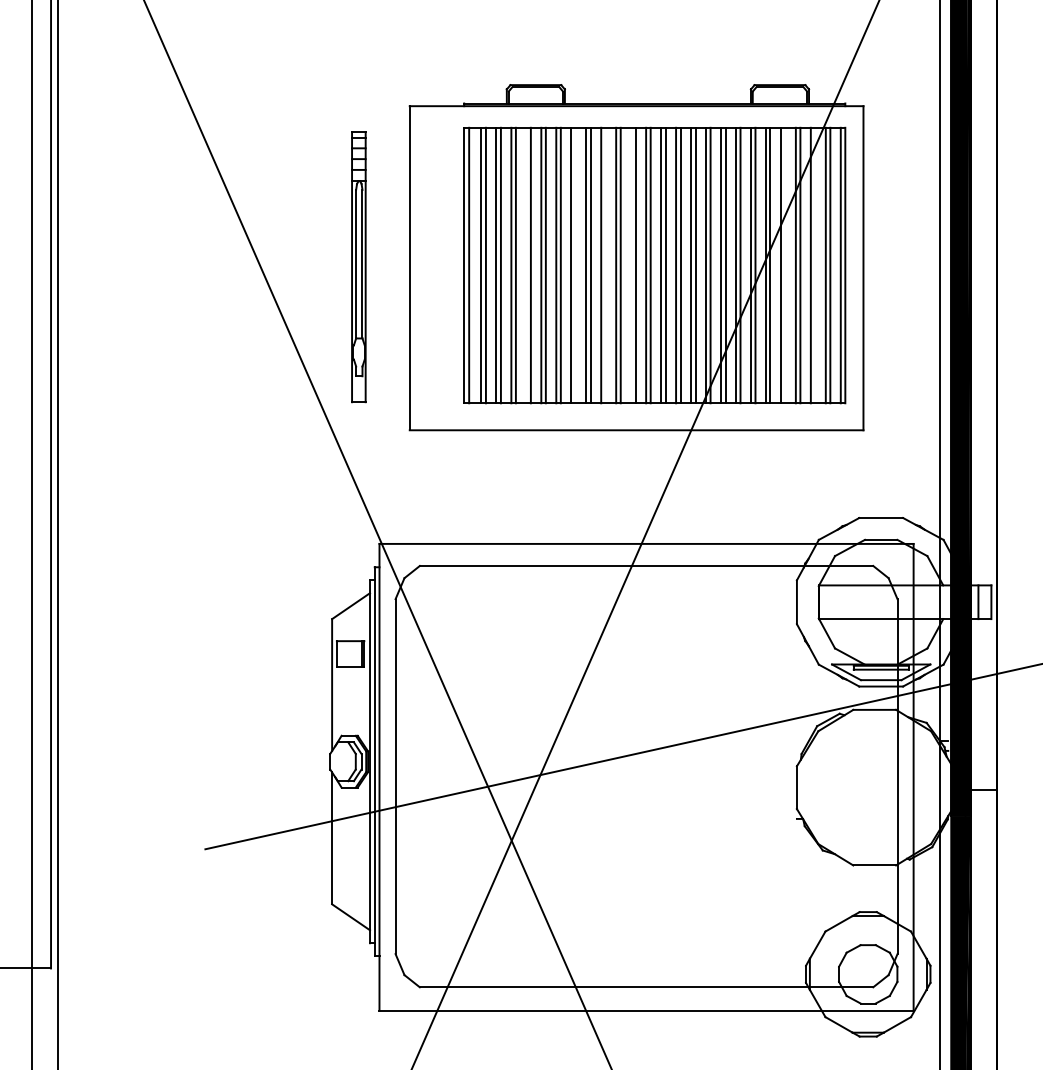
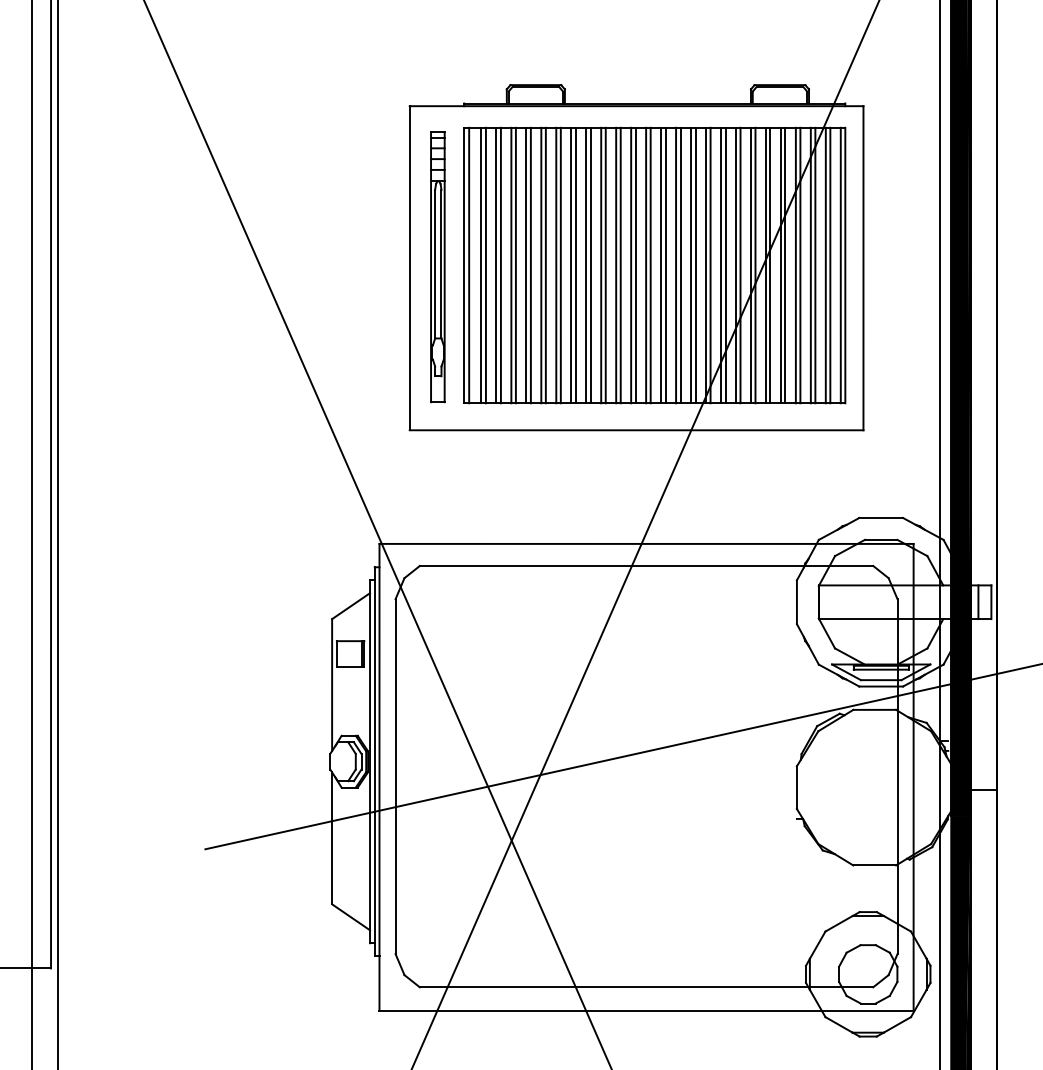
line: none -> present (526, 265)
line: none -> present (575, 265)
line: none -> present (605, 265)
line: none -> present (631, 265)
line: none -> present (785, 265)
line: none -> present (815, 265)
part position: (358, 267) -> (437, 267) (437, 267)
